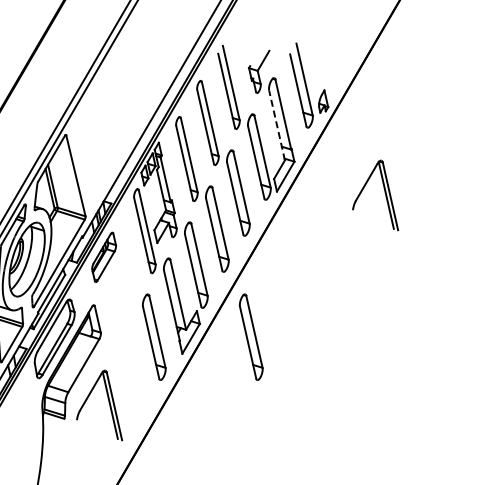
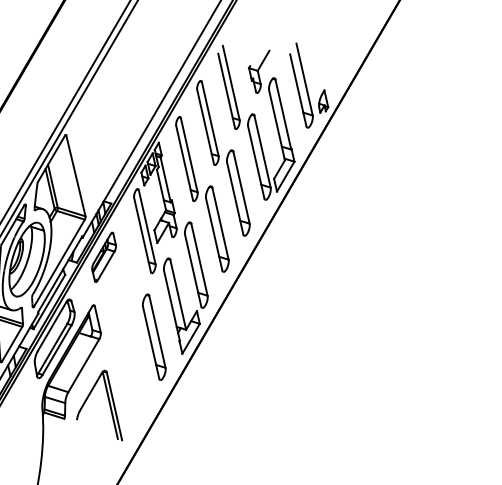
line: dashed -> solid (277, 125)
part: present -> none (384, 192)
part: present -> none (250, 336)
